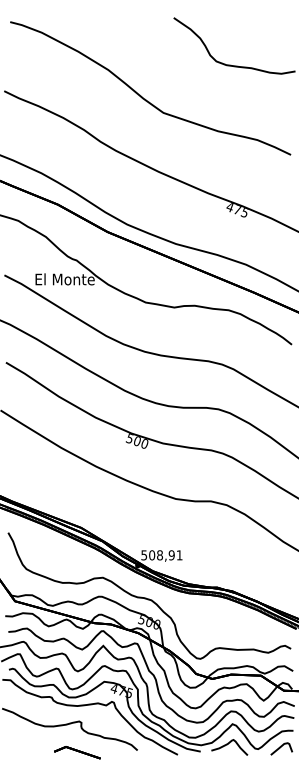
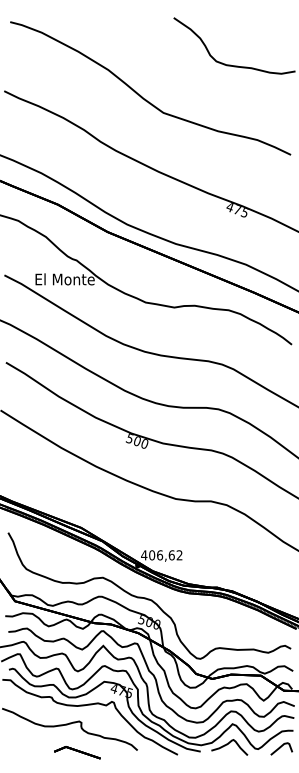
text: 508,91 -> 406,62 (161, 555)
